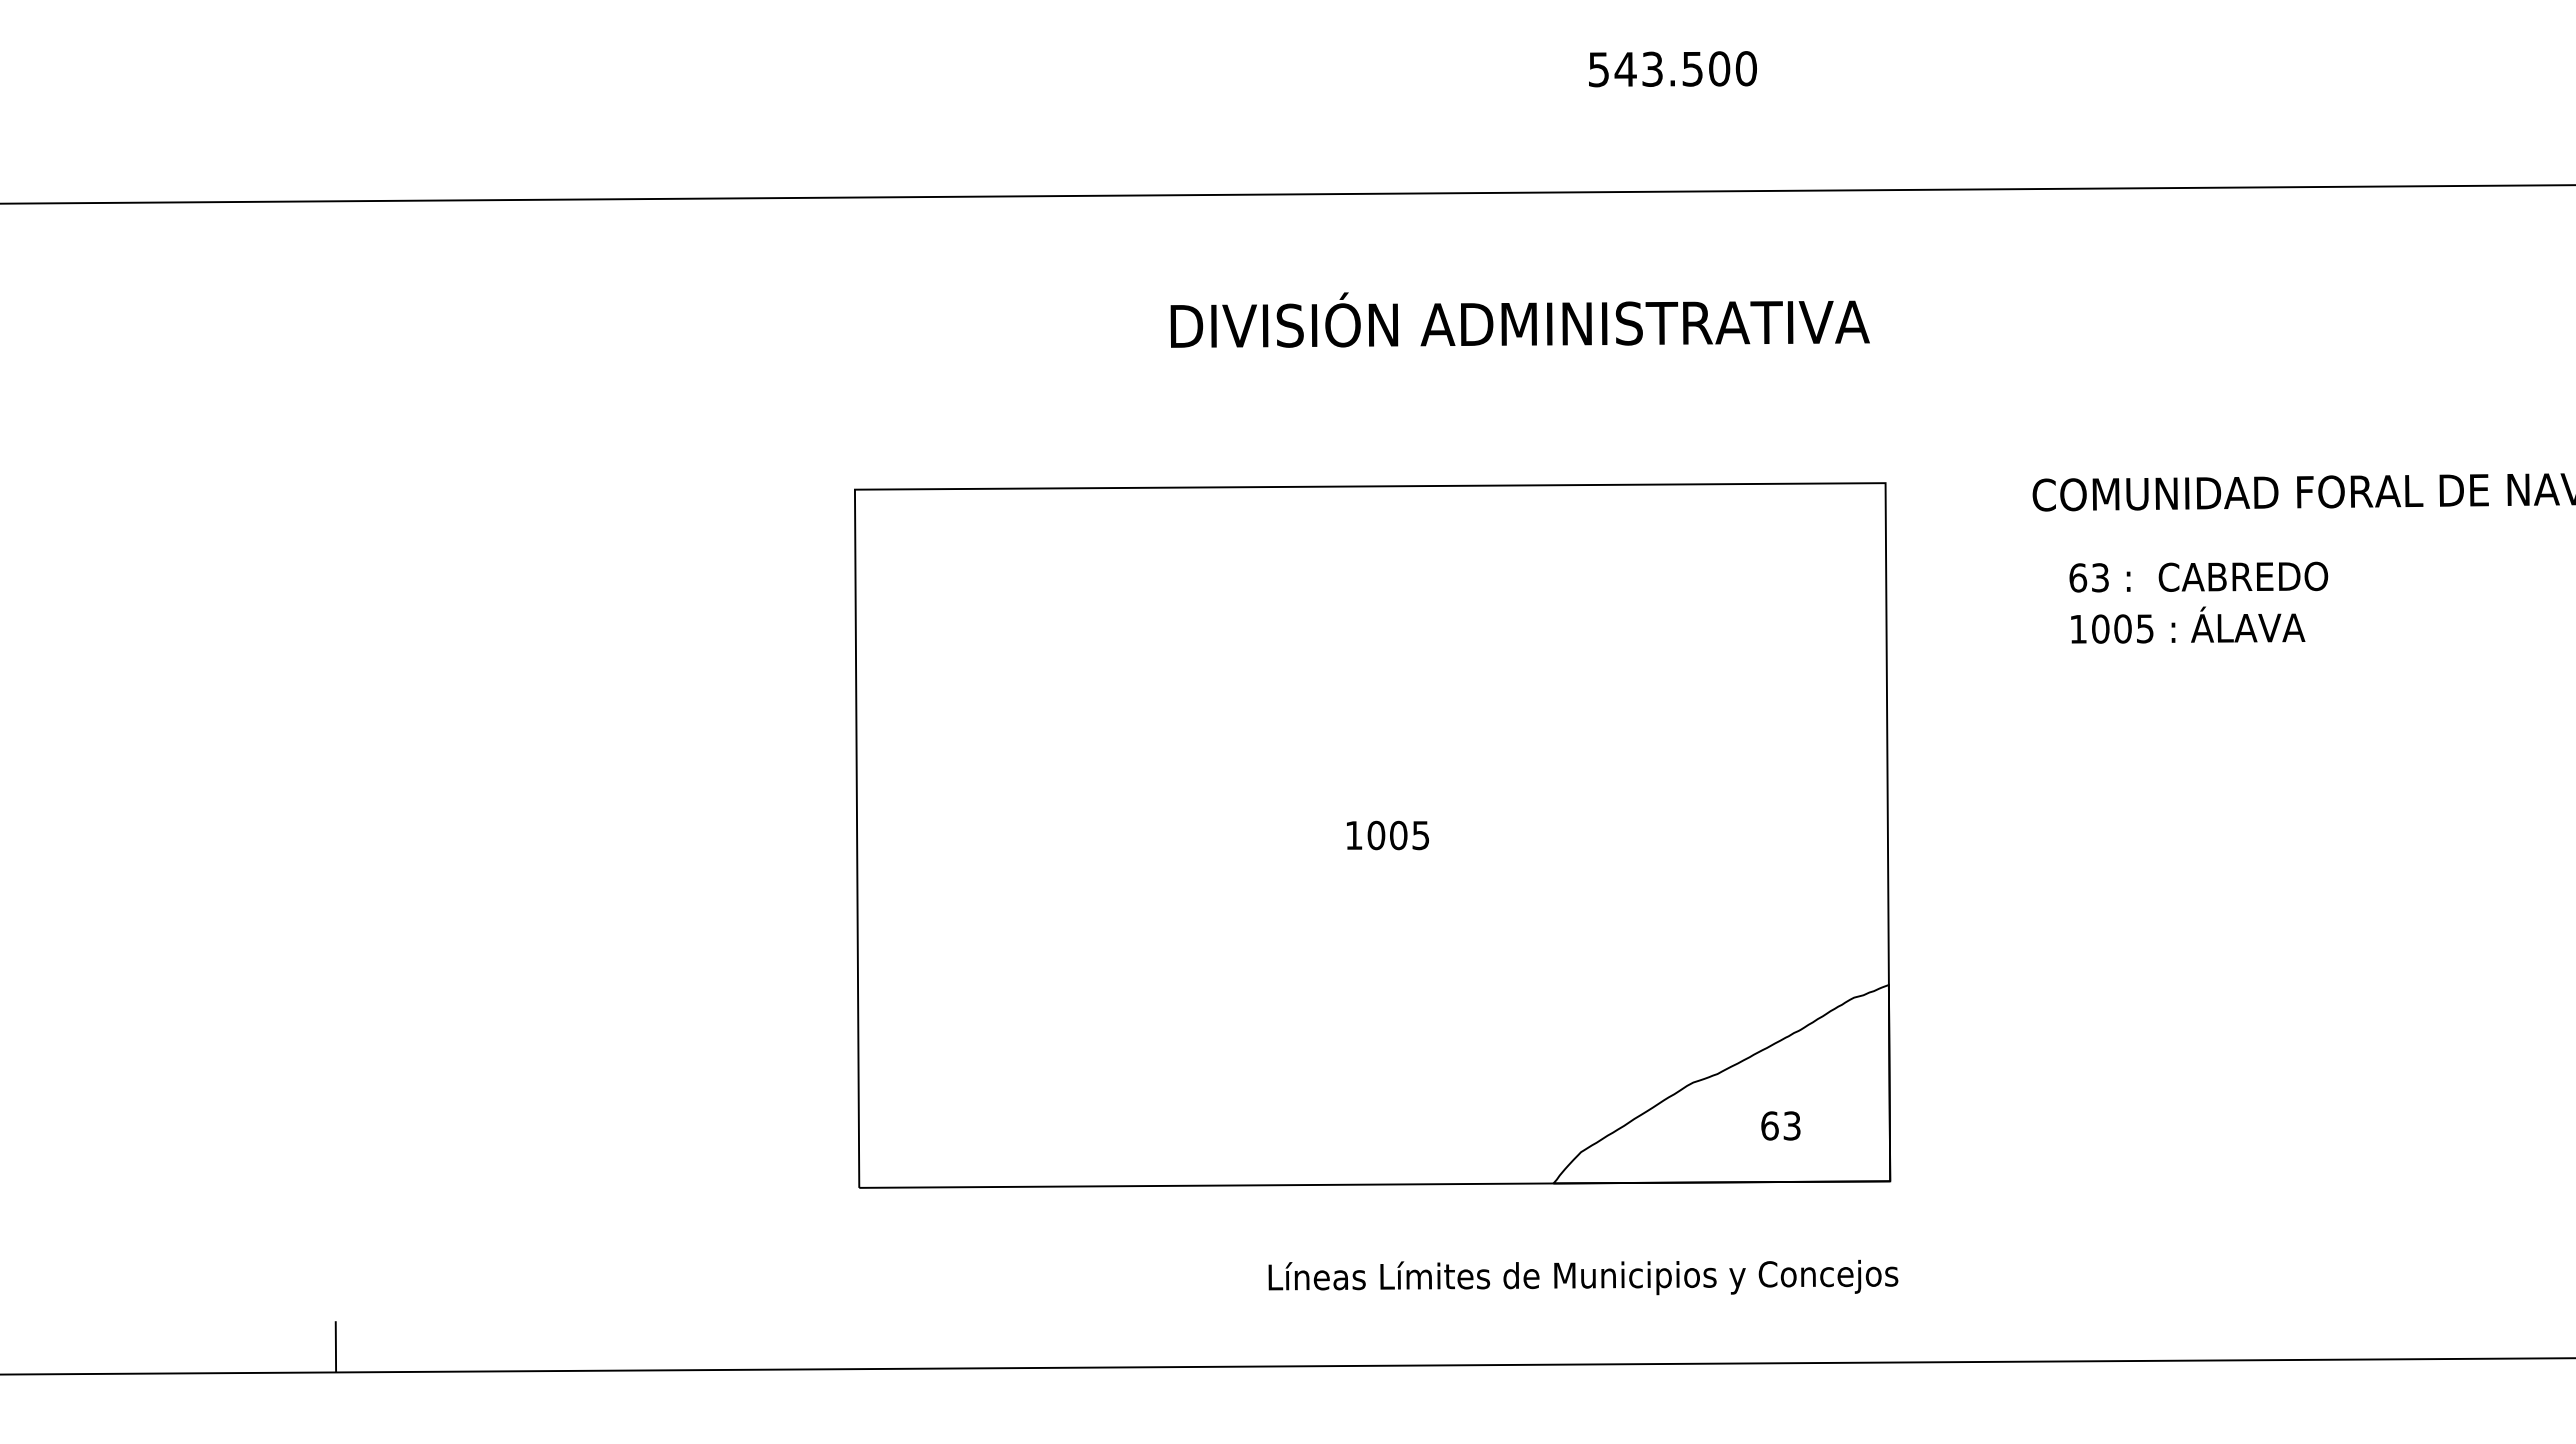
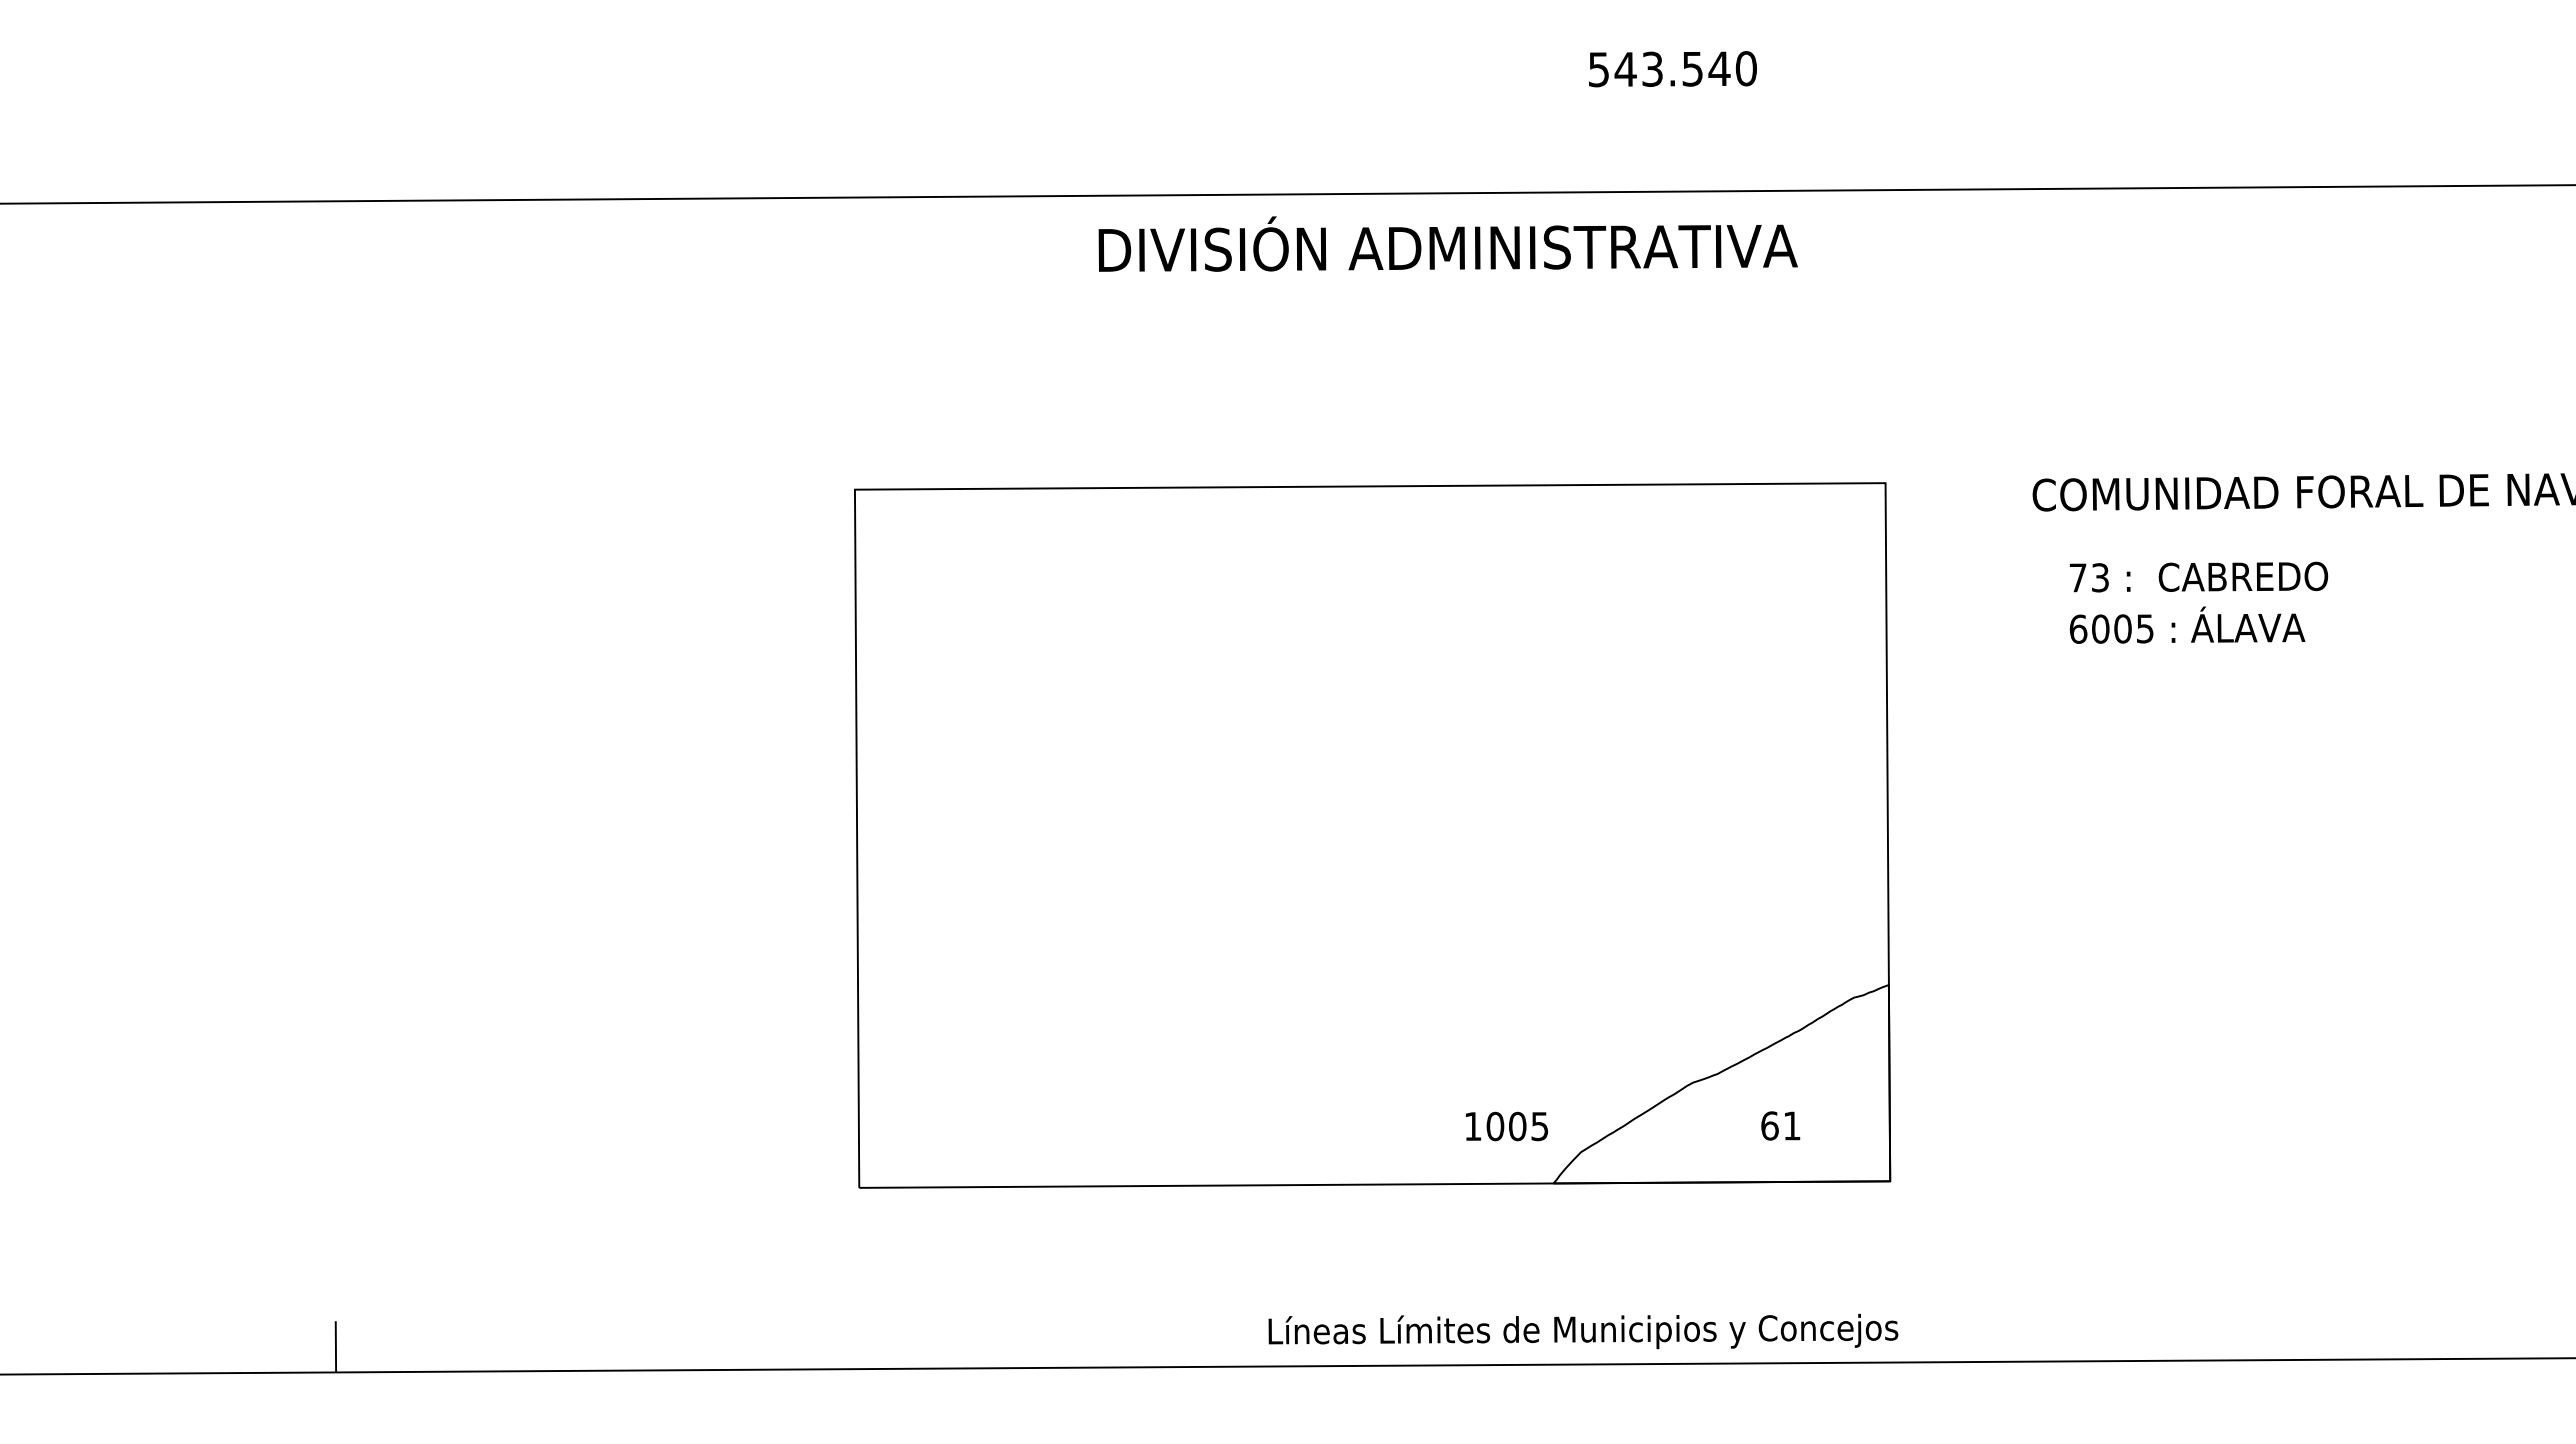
text: 543.500 -> 543.540 (1719, 68)
text position: (1519, 319) -> (1447, 243) (1447, 243)
text: 63 -> 73 (2078, 577)
text: 1005 -> 6005 (2078, 628)
text position: (1387, 835) -> (1506, 1126) (1506, 1126)
text: 63 -> 61 (1791, 1125)
text position: (1583, 1277) -> (1583, 1331) (1583, 1331)
